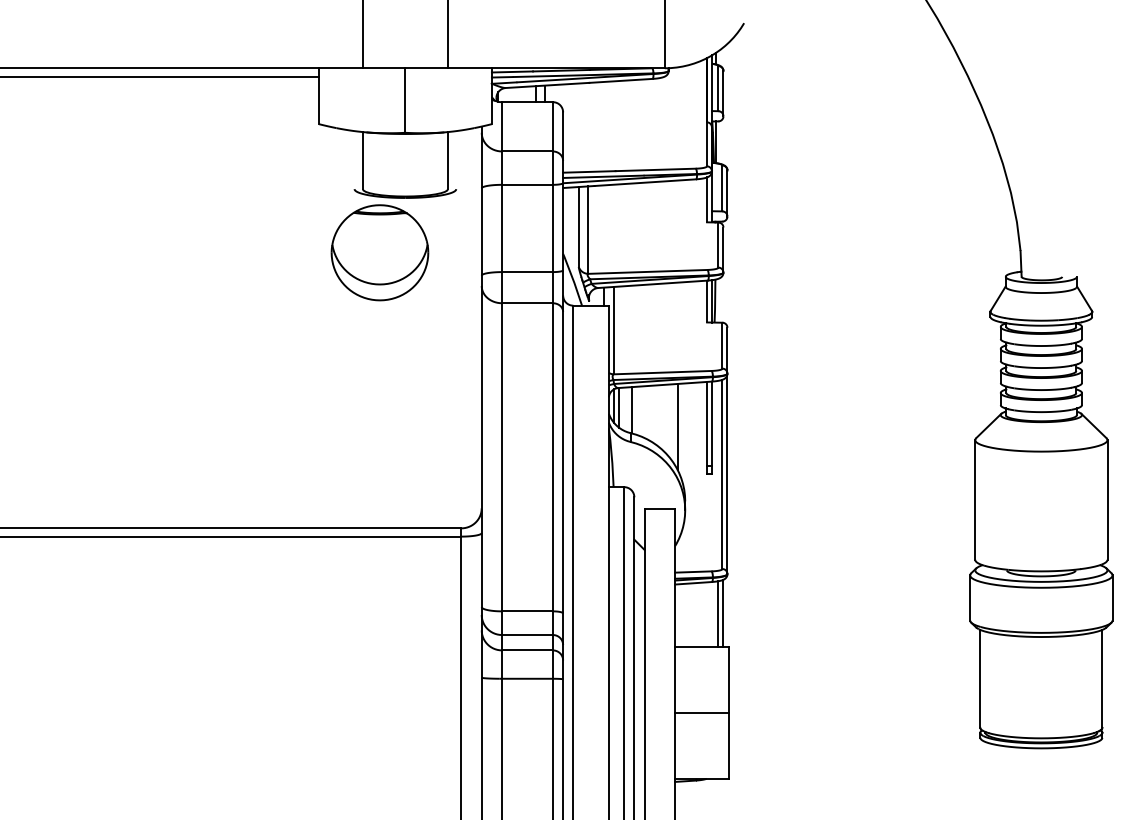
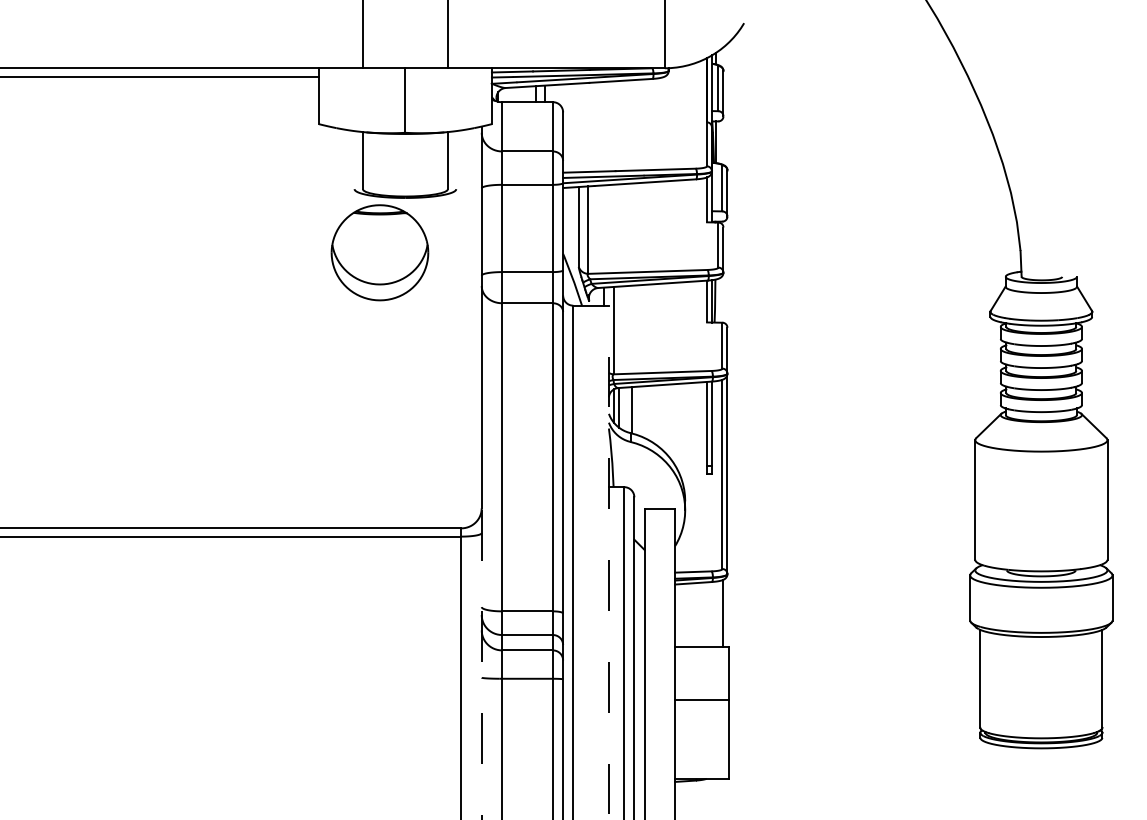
line: present -> none (677, 426)
line: solid -> dashed (608, 562)
line: present -> none (718, 613)
line: solid -> dashed (481, 664)
line position: (701, 712) -> (701, 699) (701, 699)
